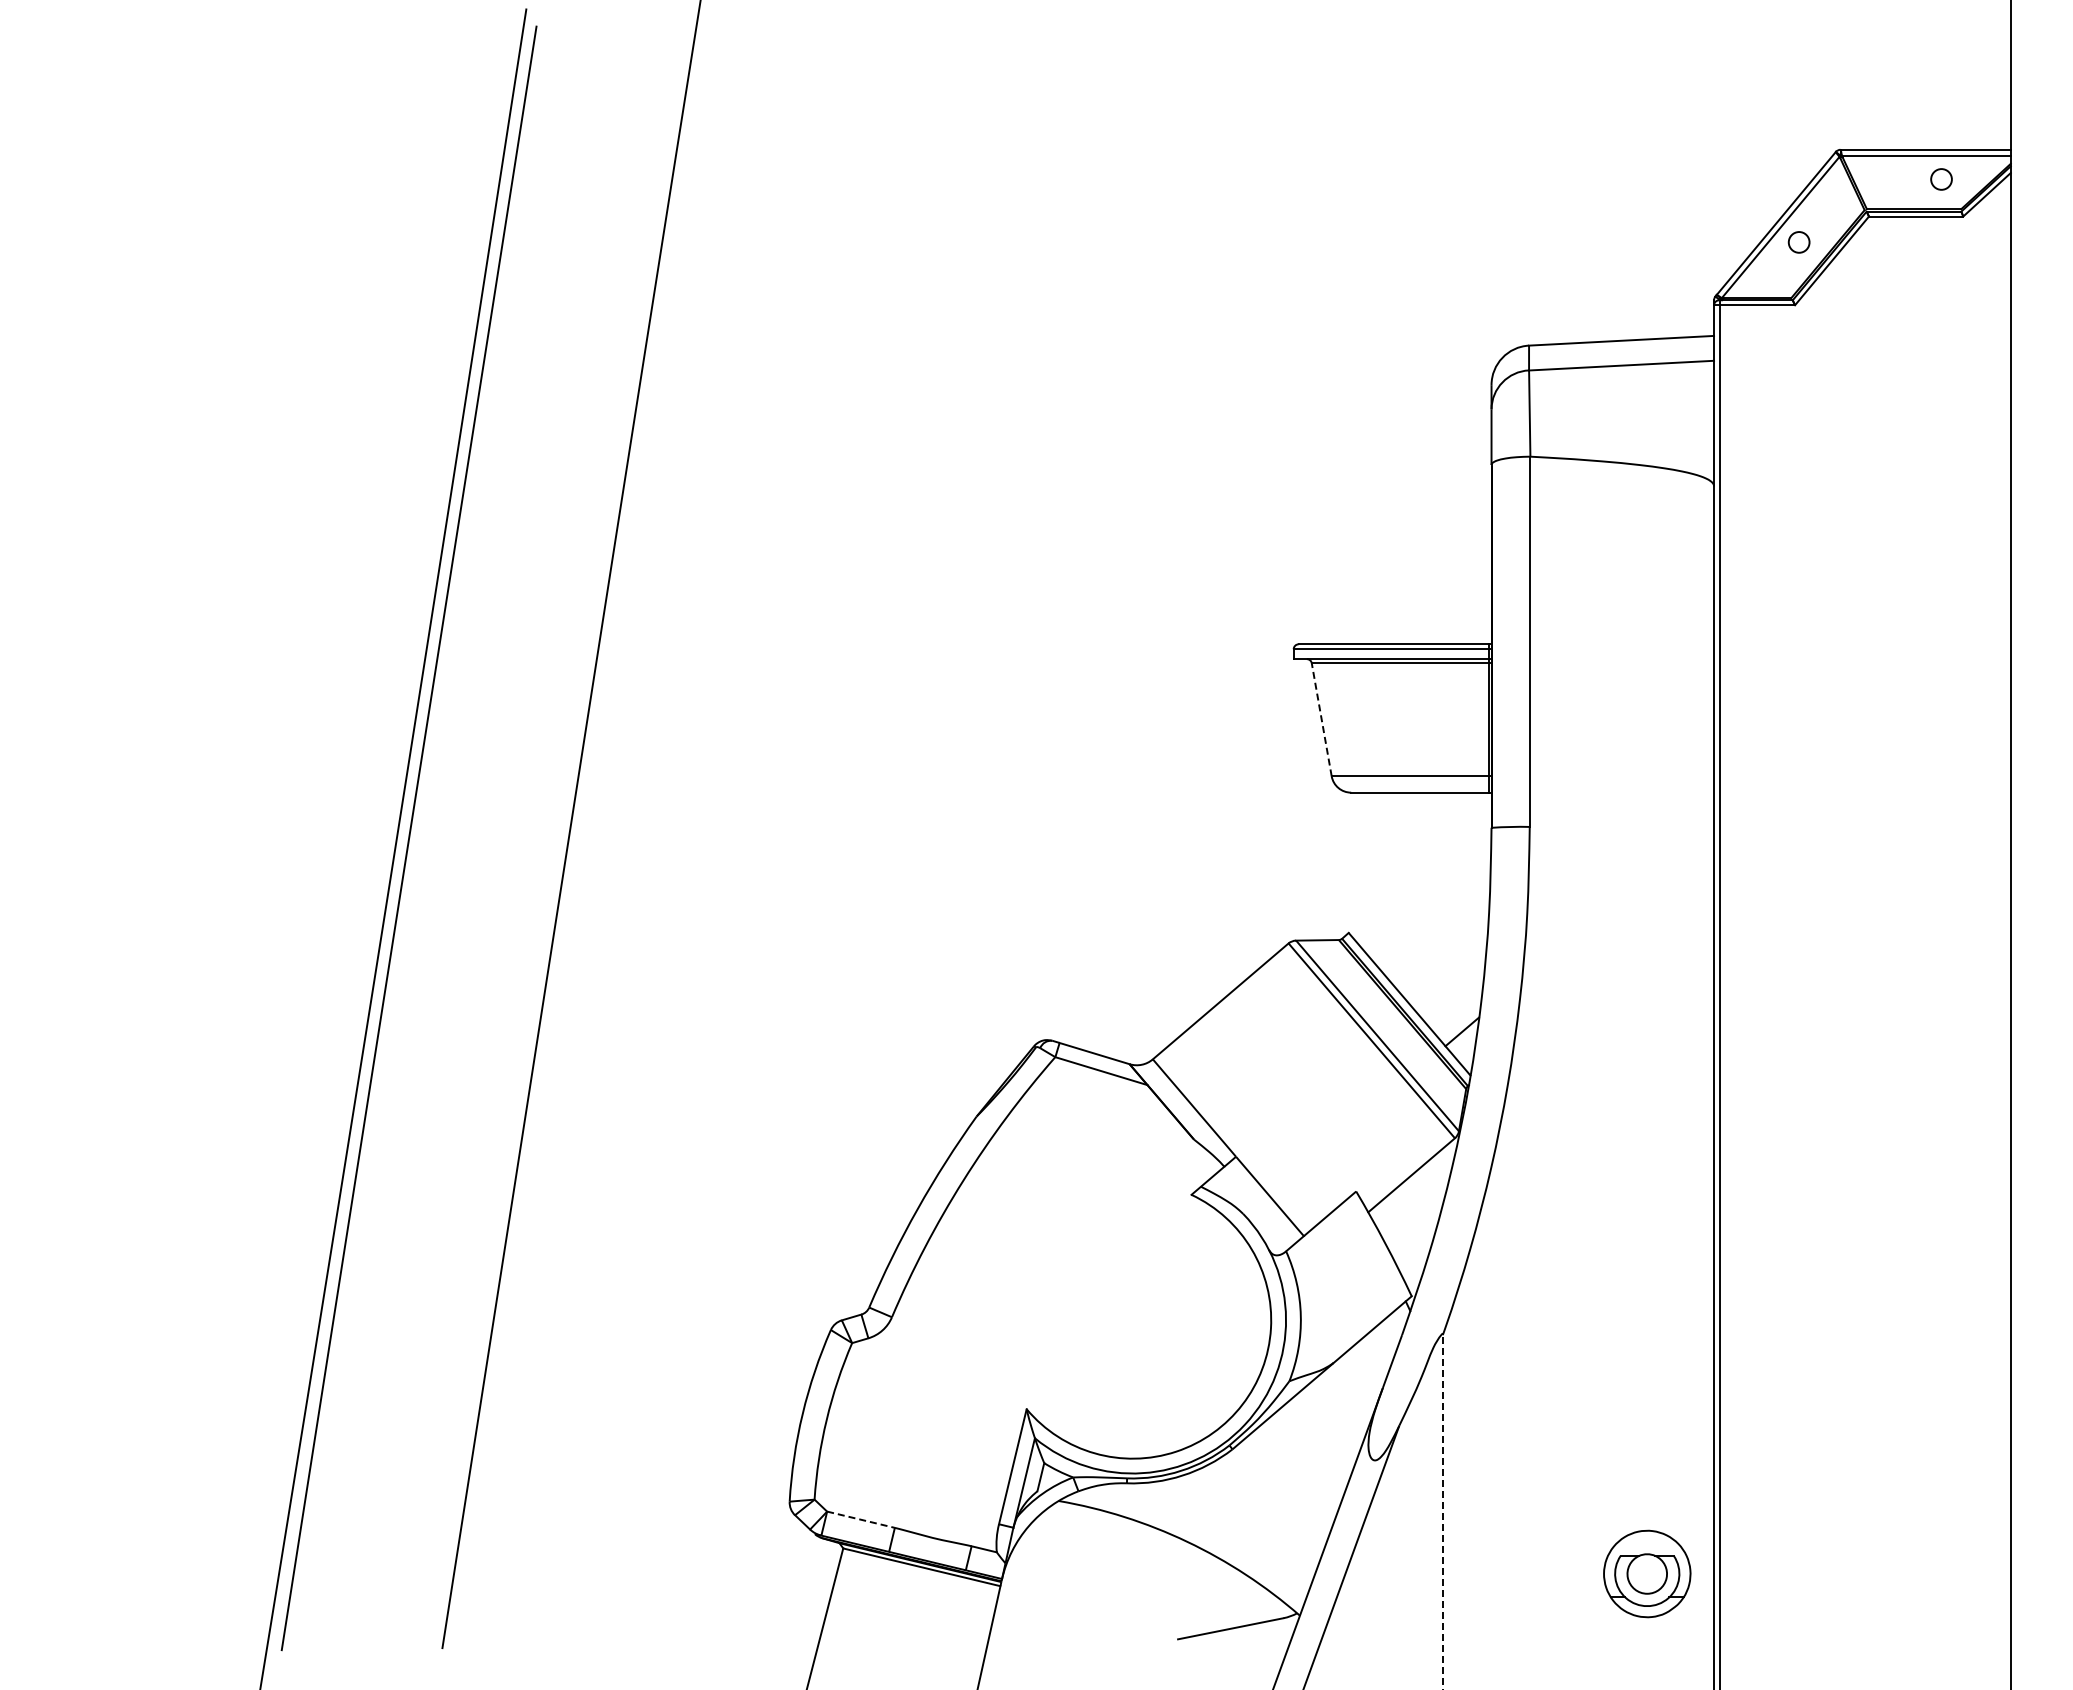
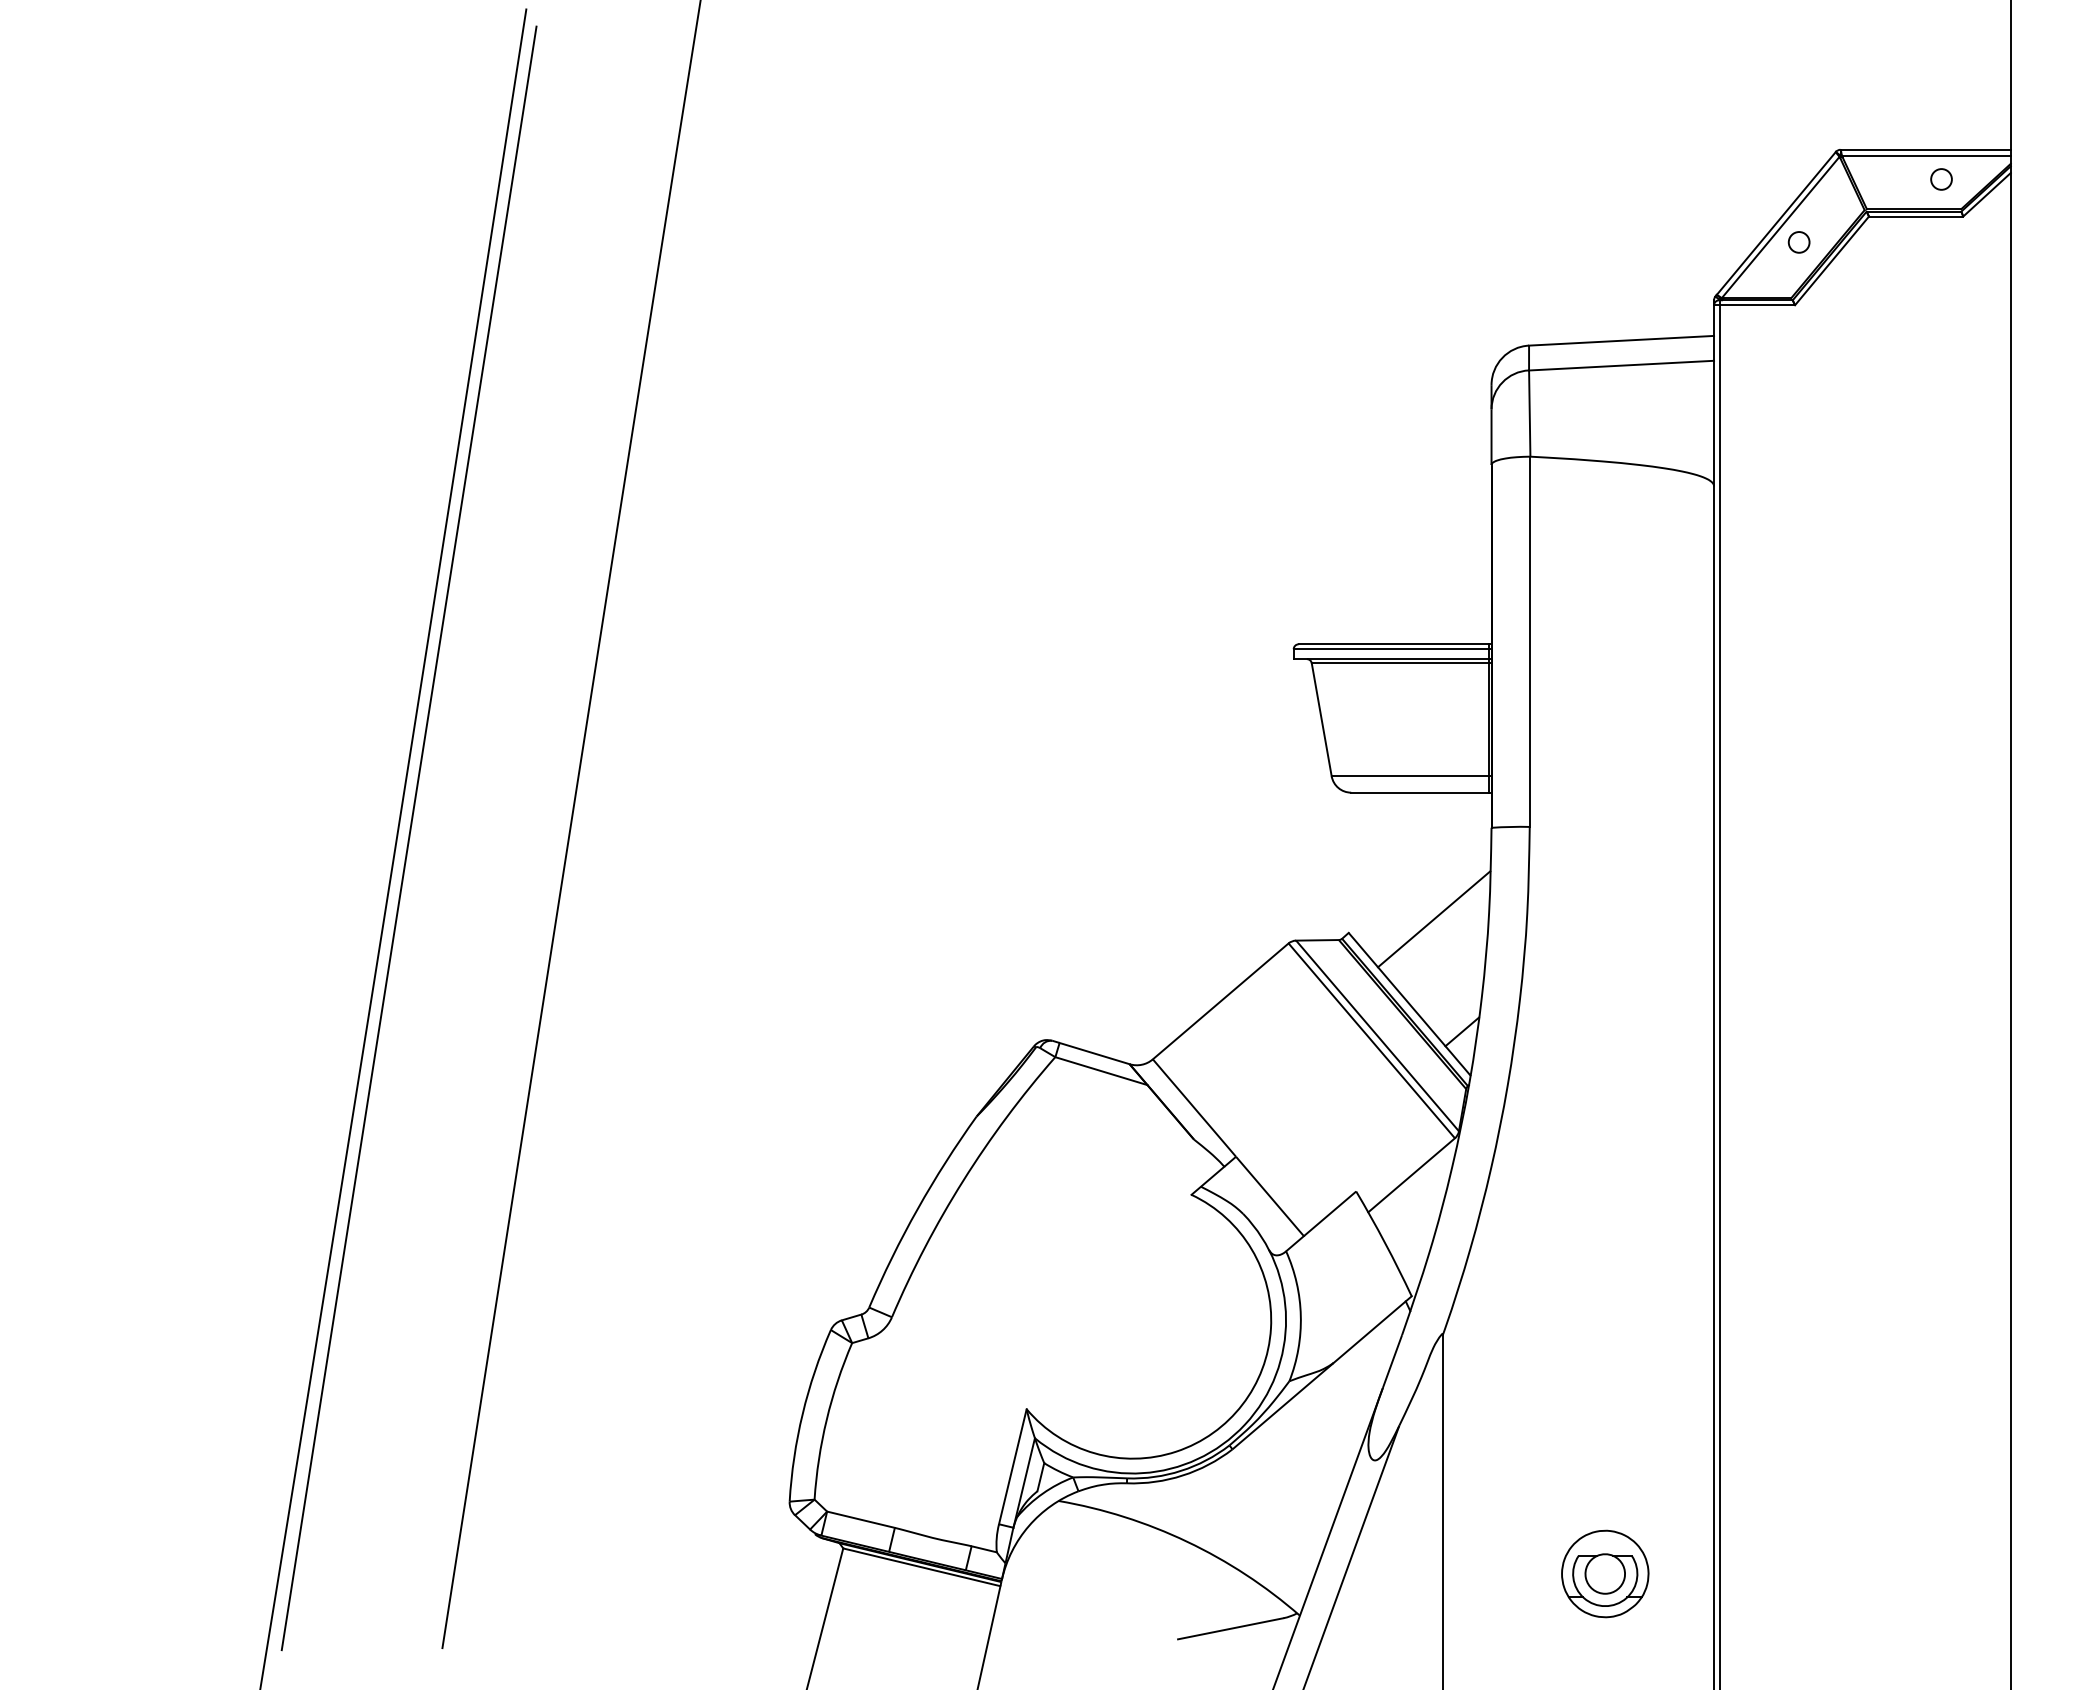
line: dashed -> solid (1321, 719)
line: none -> present (1434, 919)
line: dashed -> solid (1442, 1511)
line: dashed -> solid (861, 1519)
part position: (1647, 1573) -> (1605, 1573) (1605, 1573)
